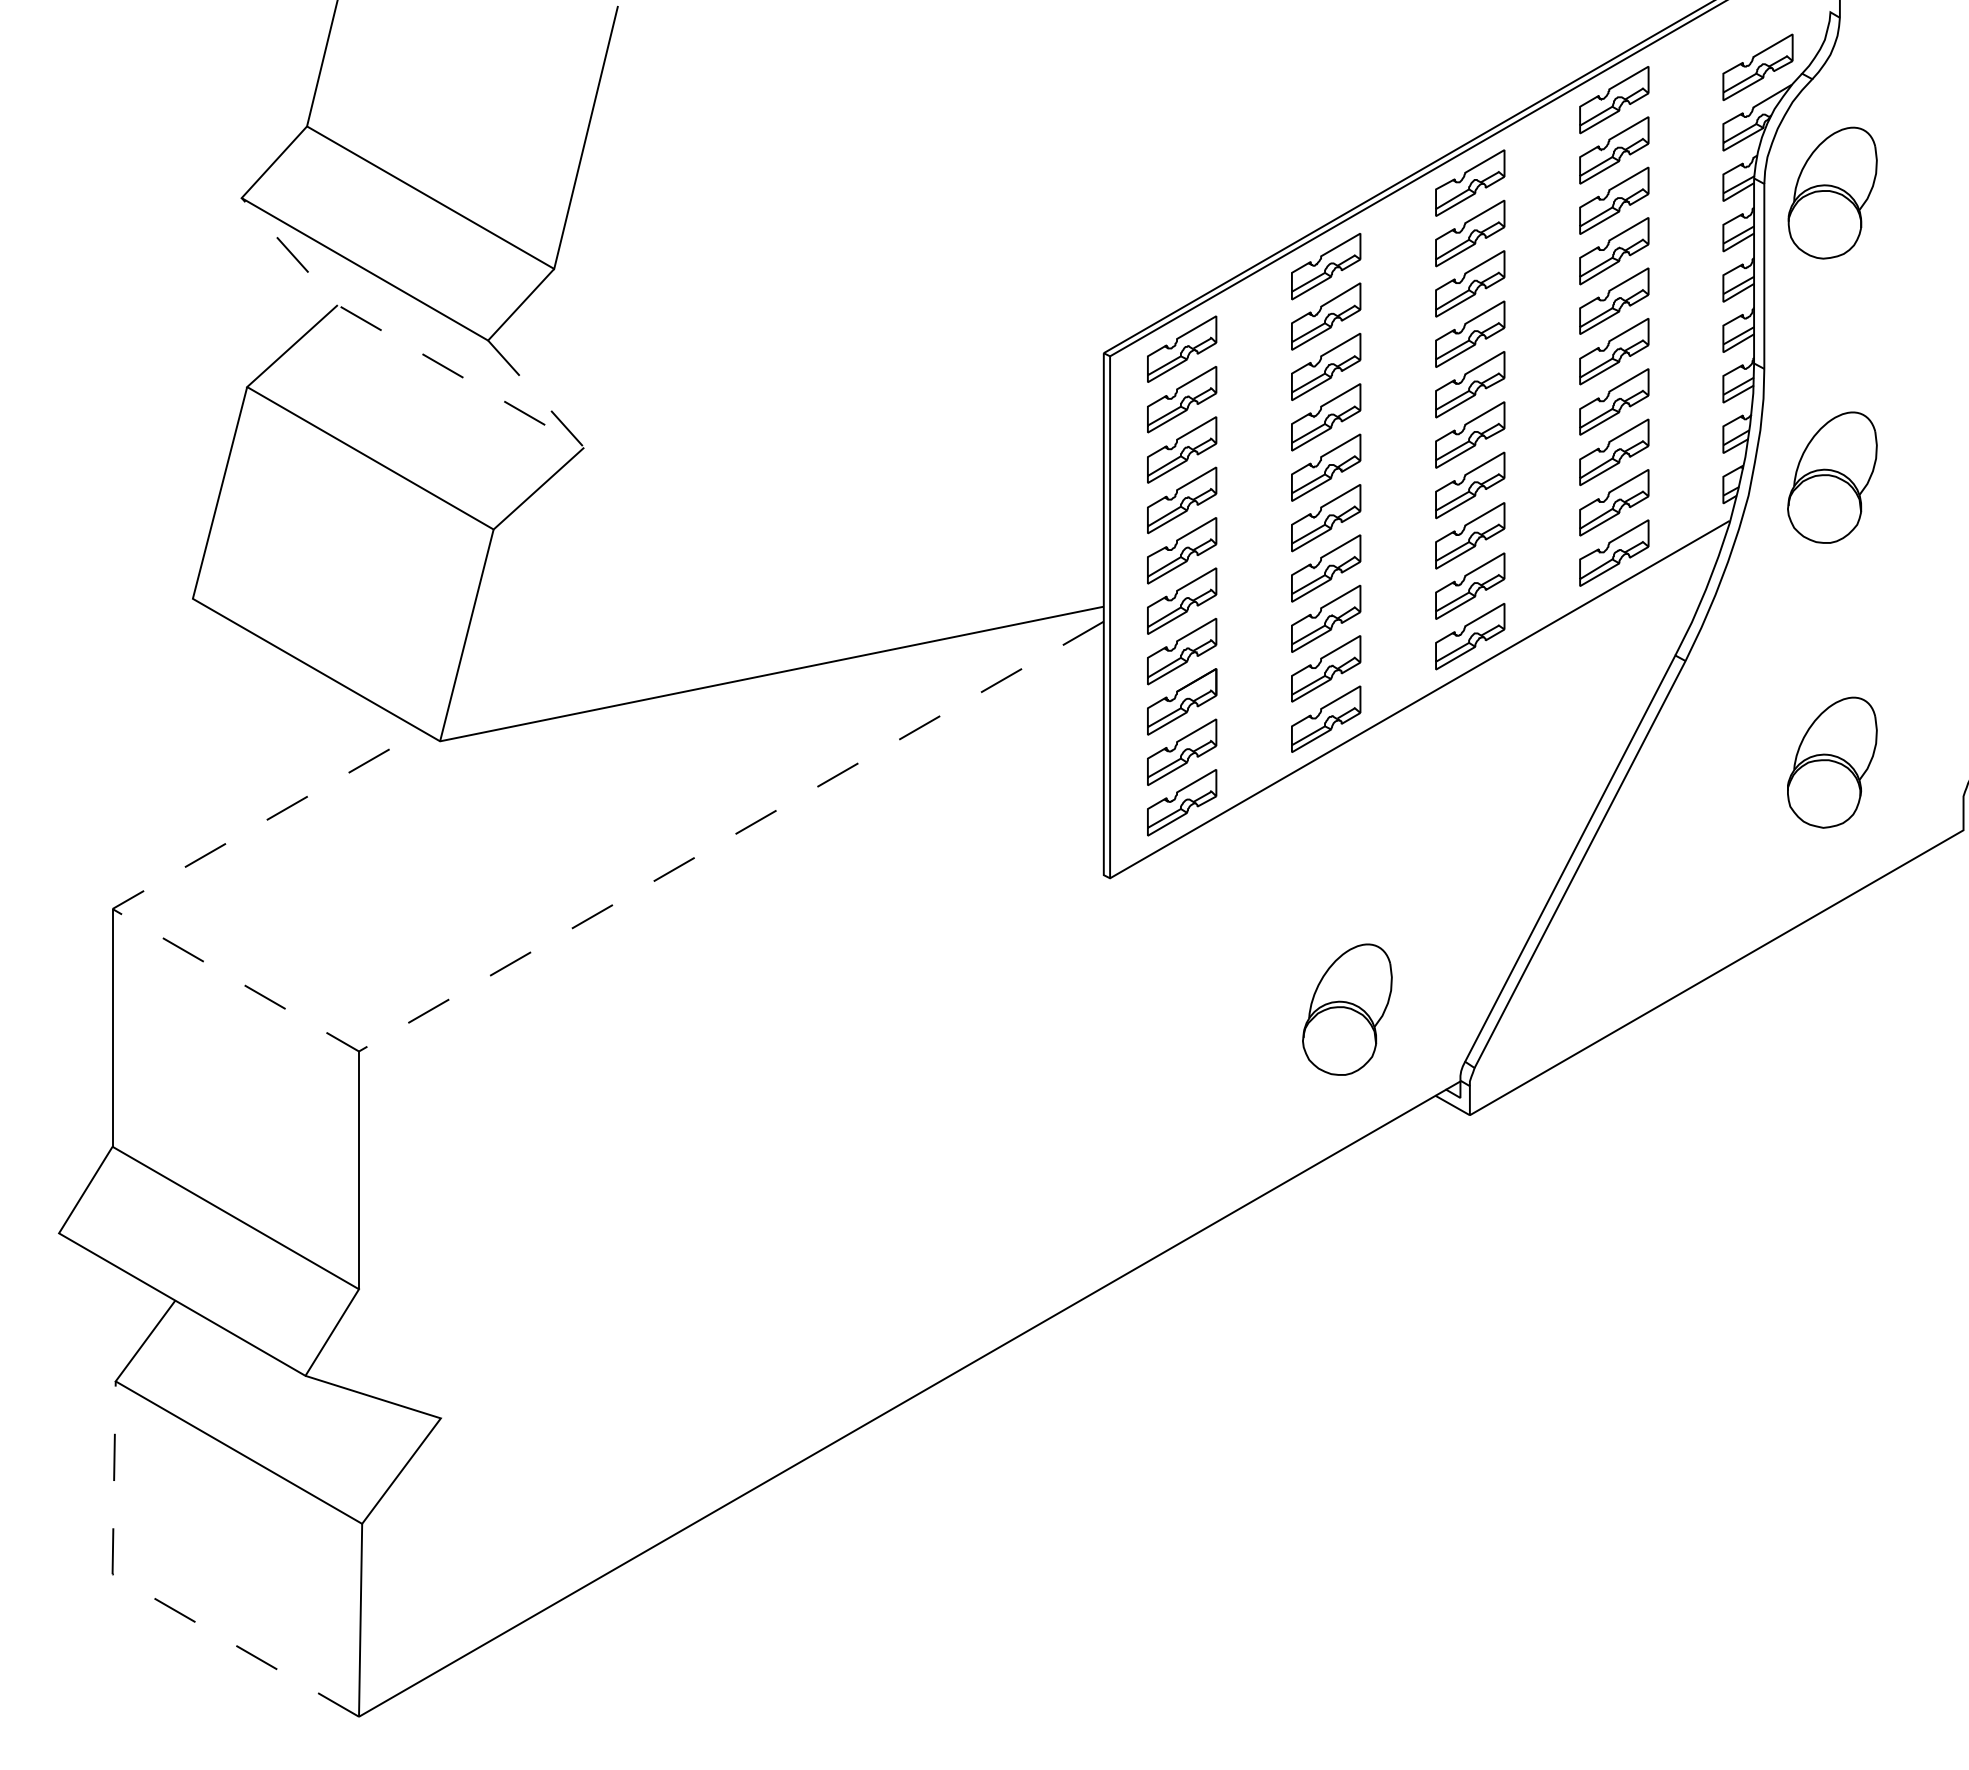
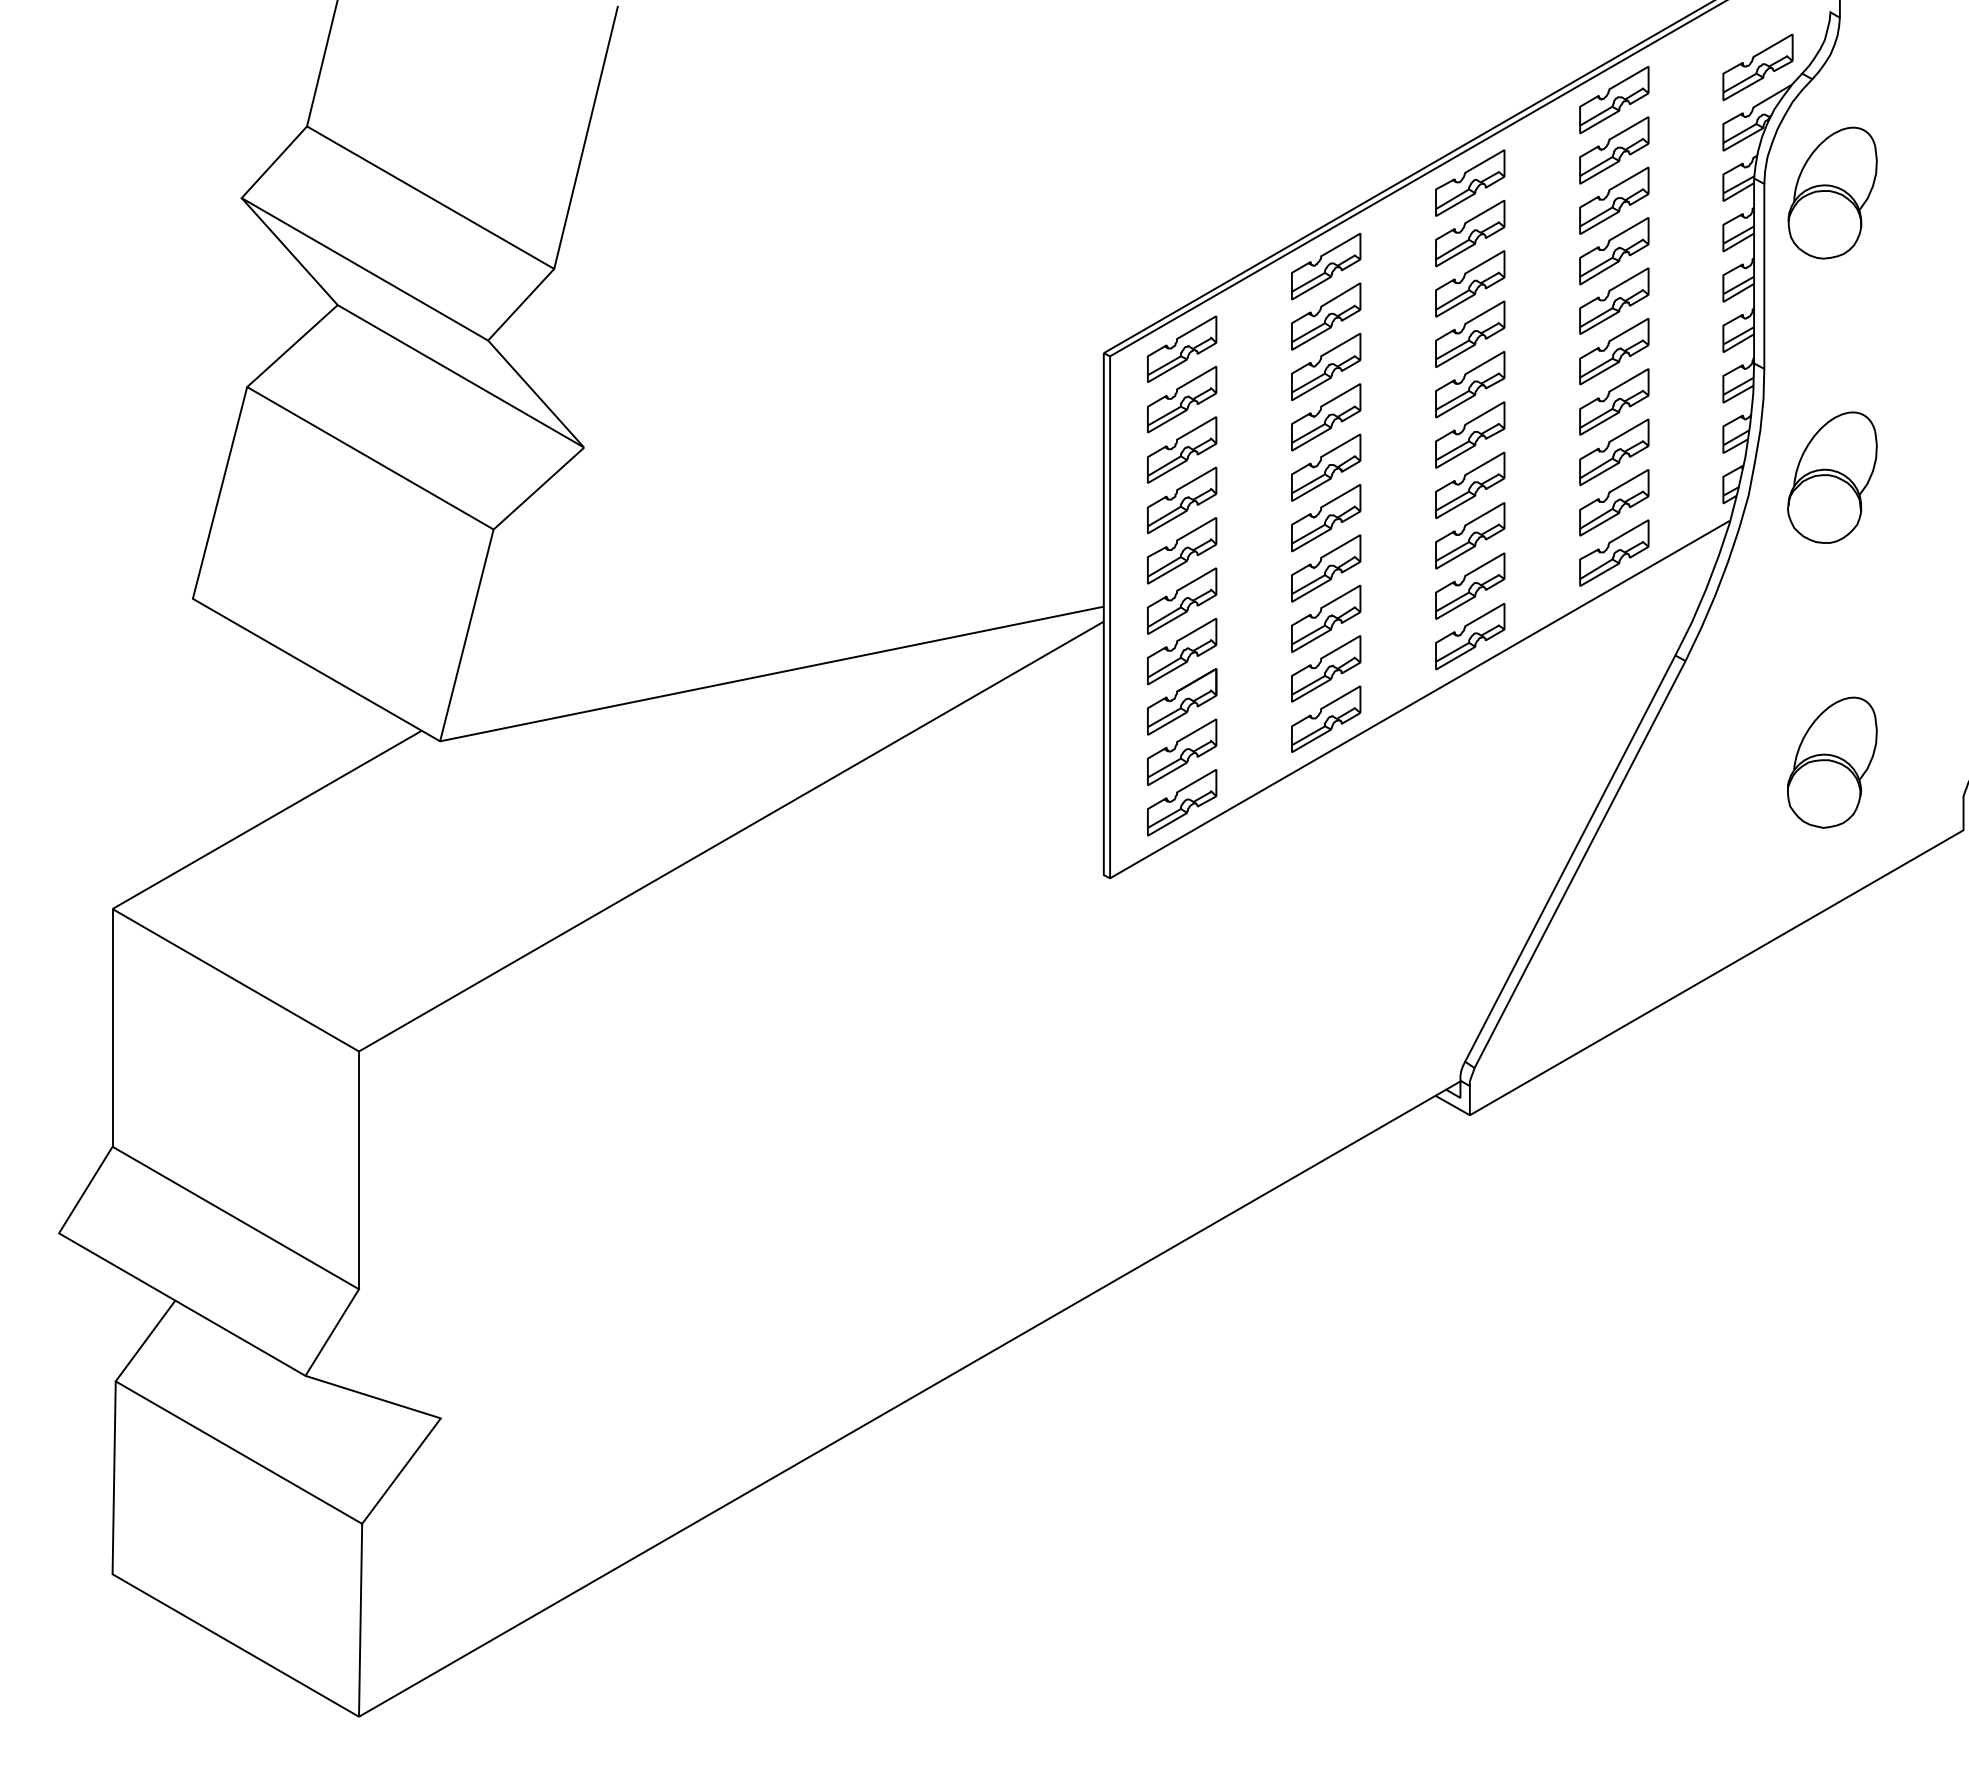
line: dashed -> solid (460, 376)
line: dashed -> solid (452, 997)
part: present -> none (1347, 1009)
line: dashed -> solid (151, 1596)
